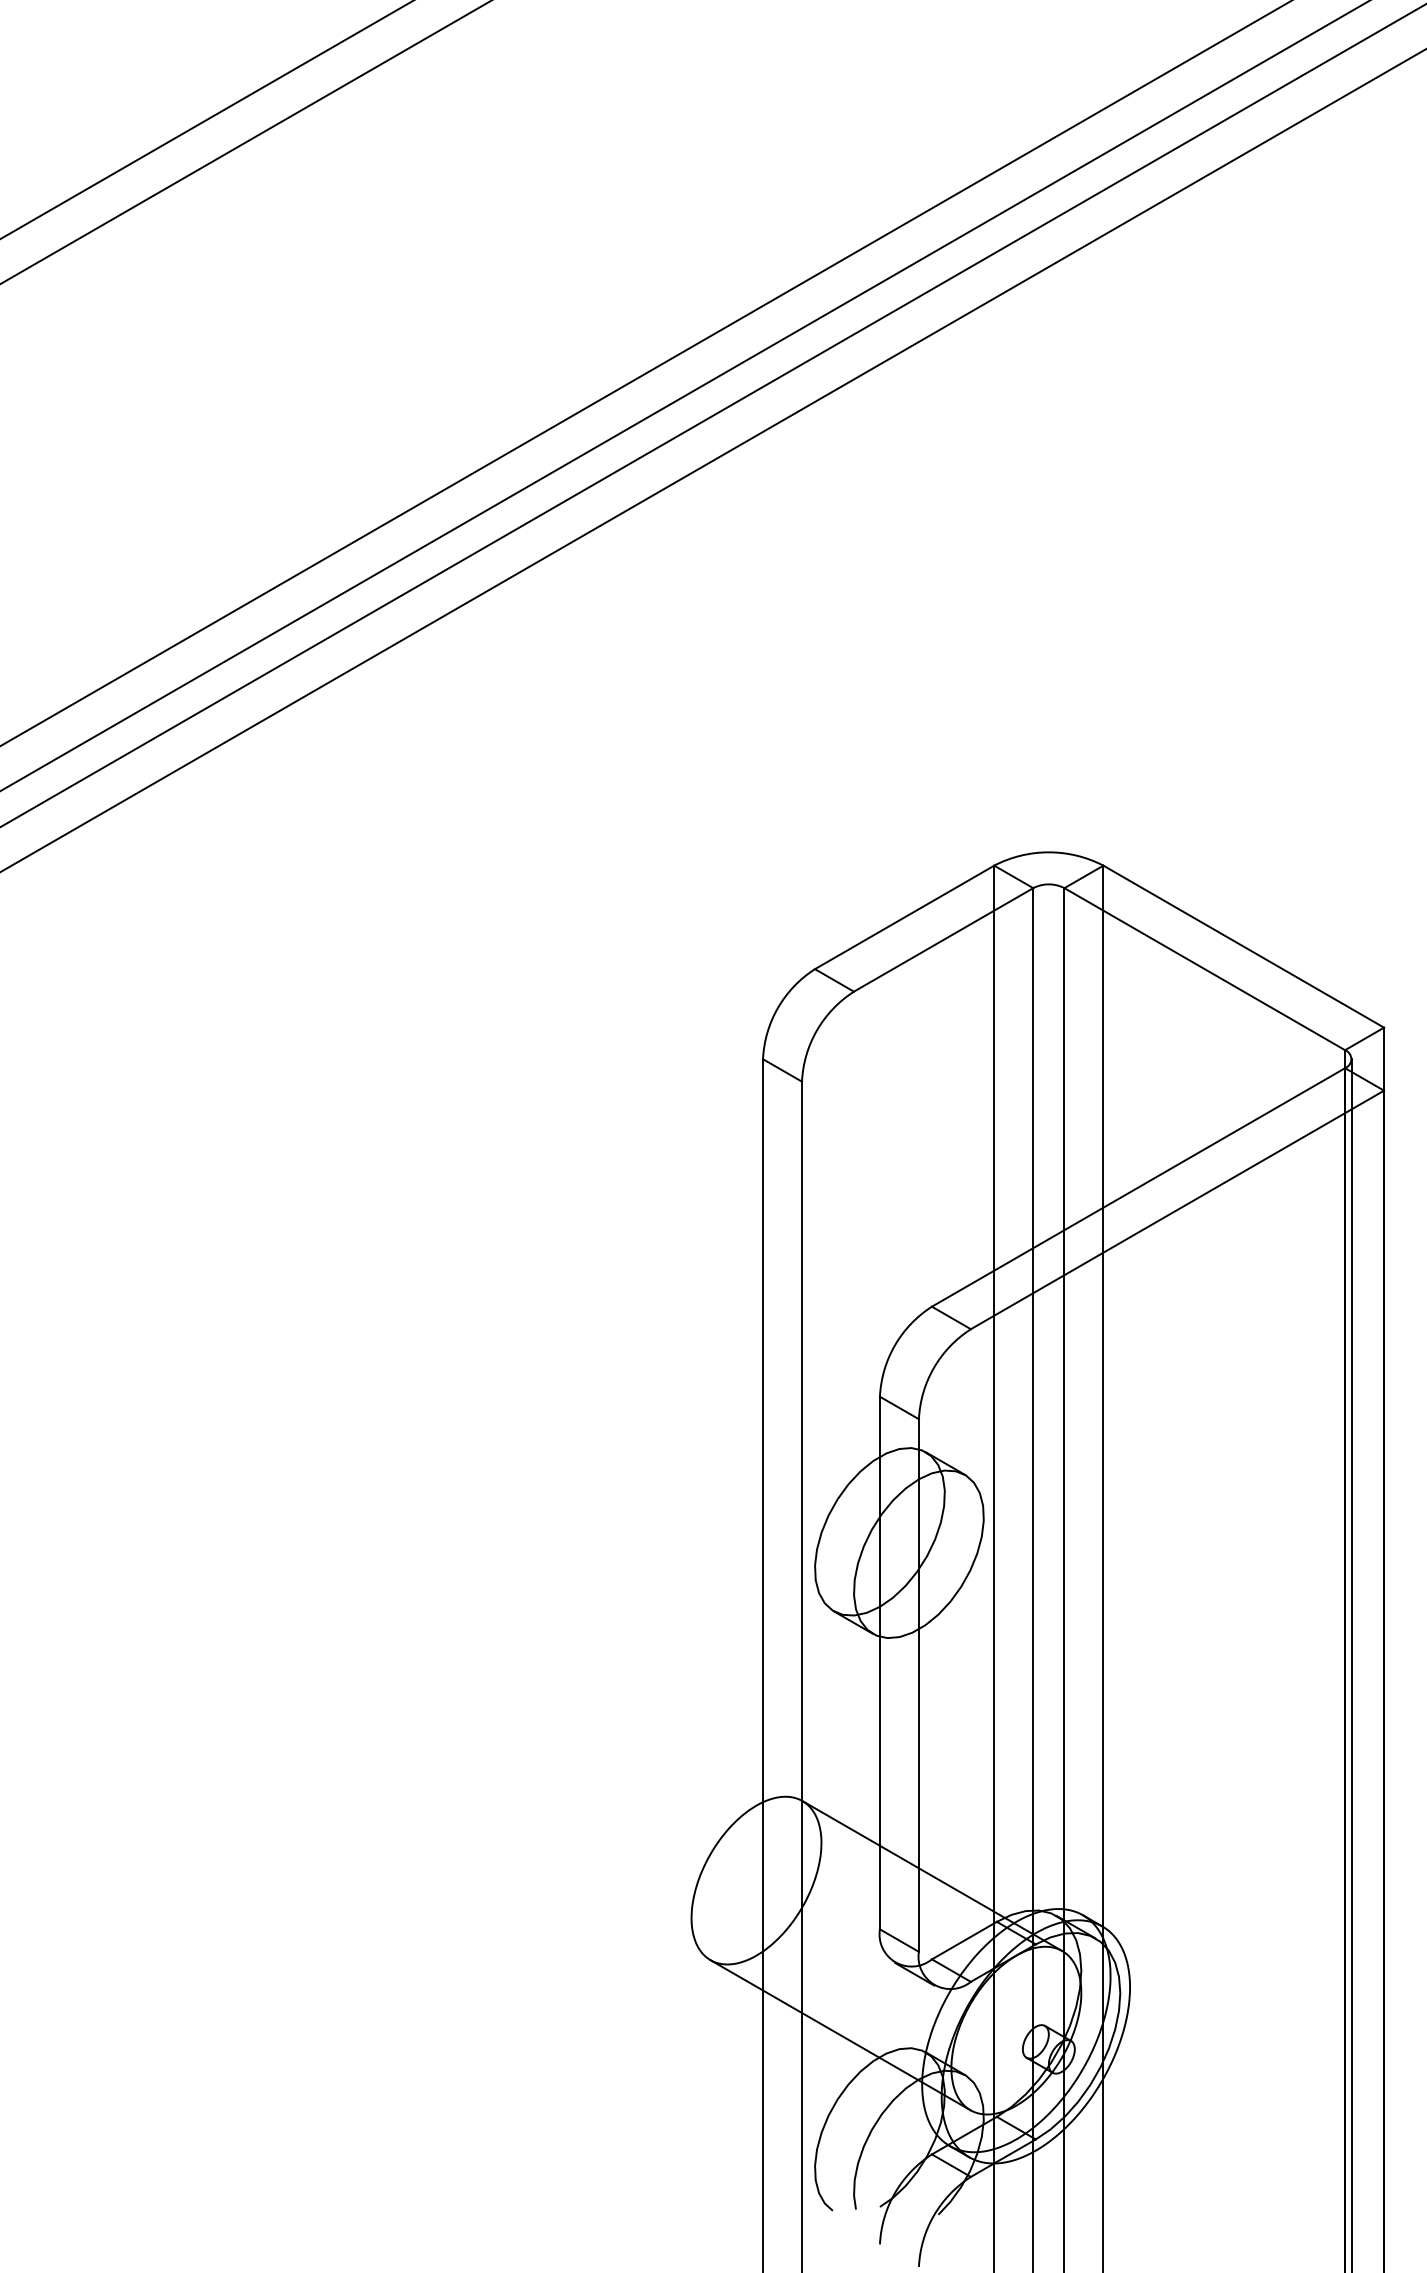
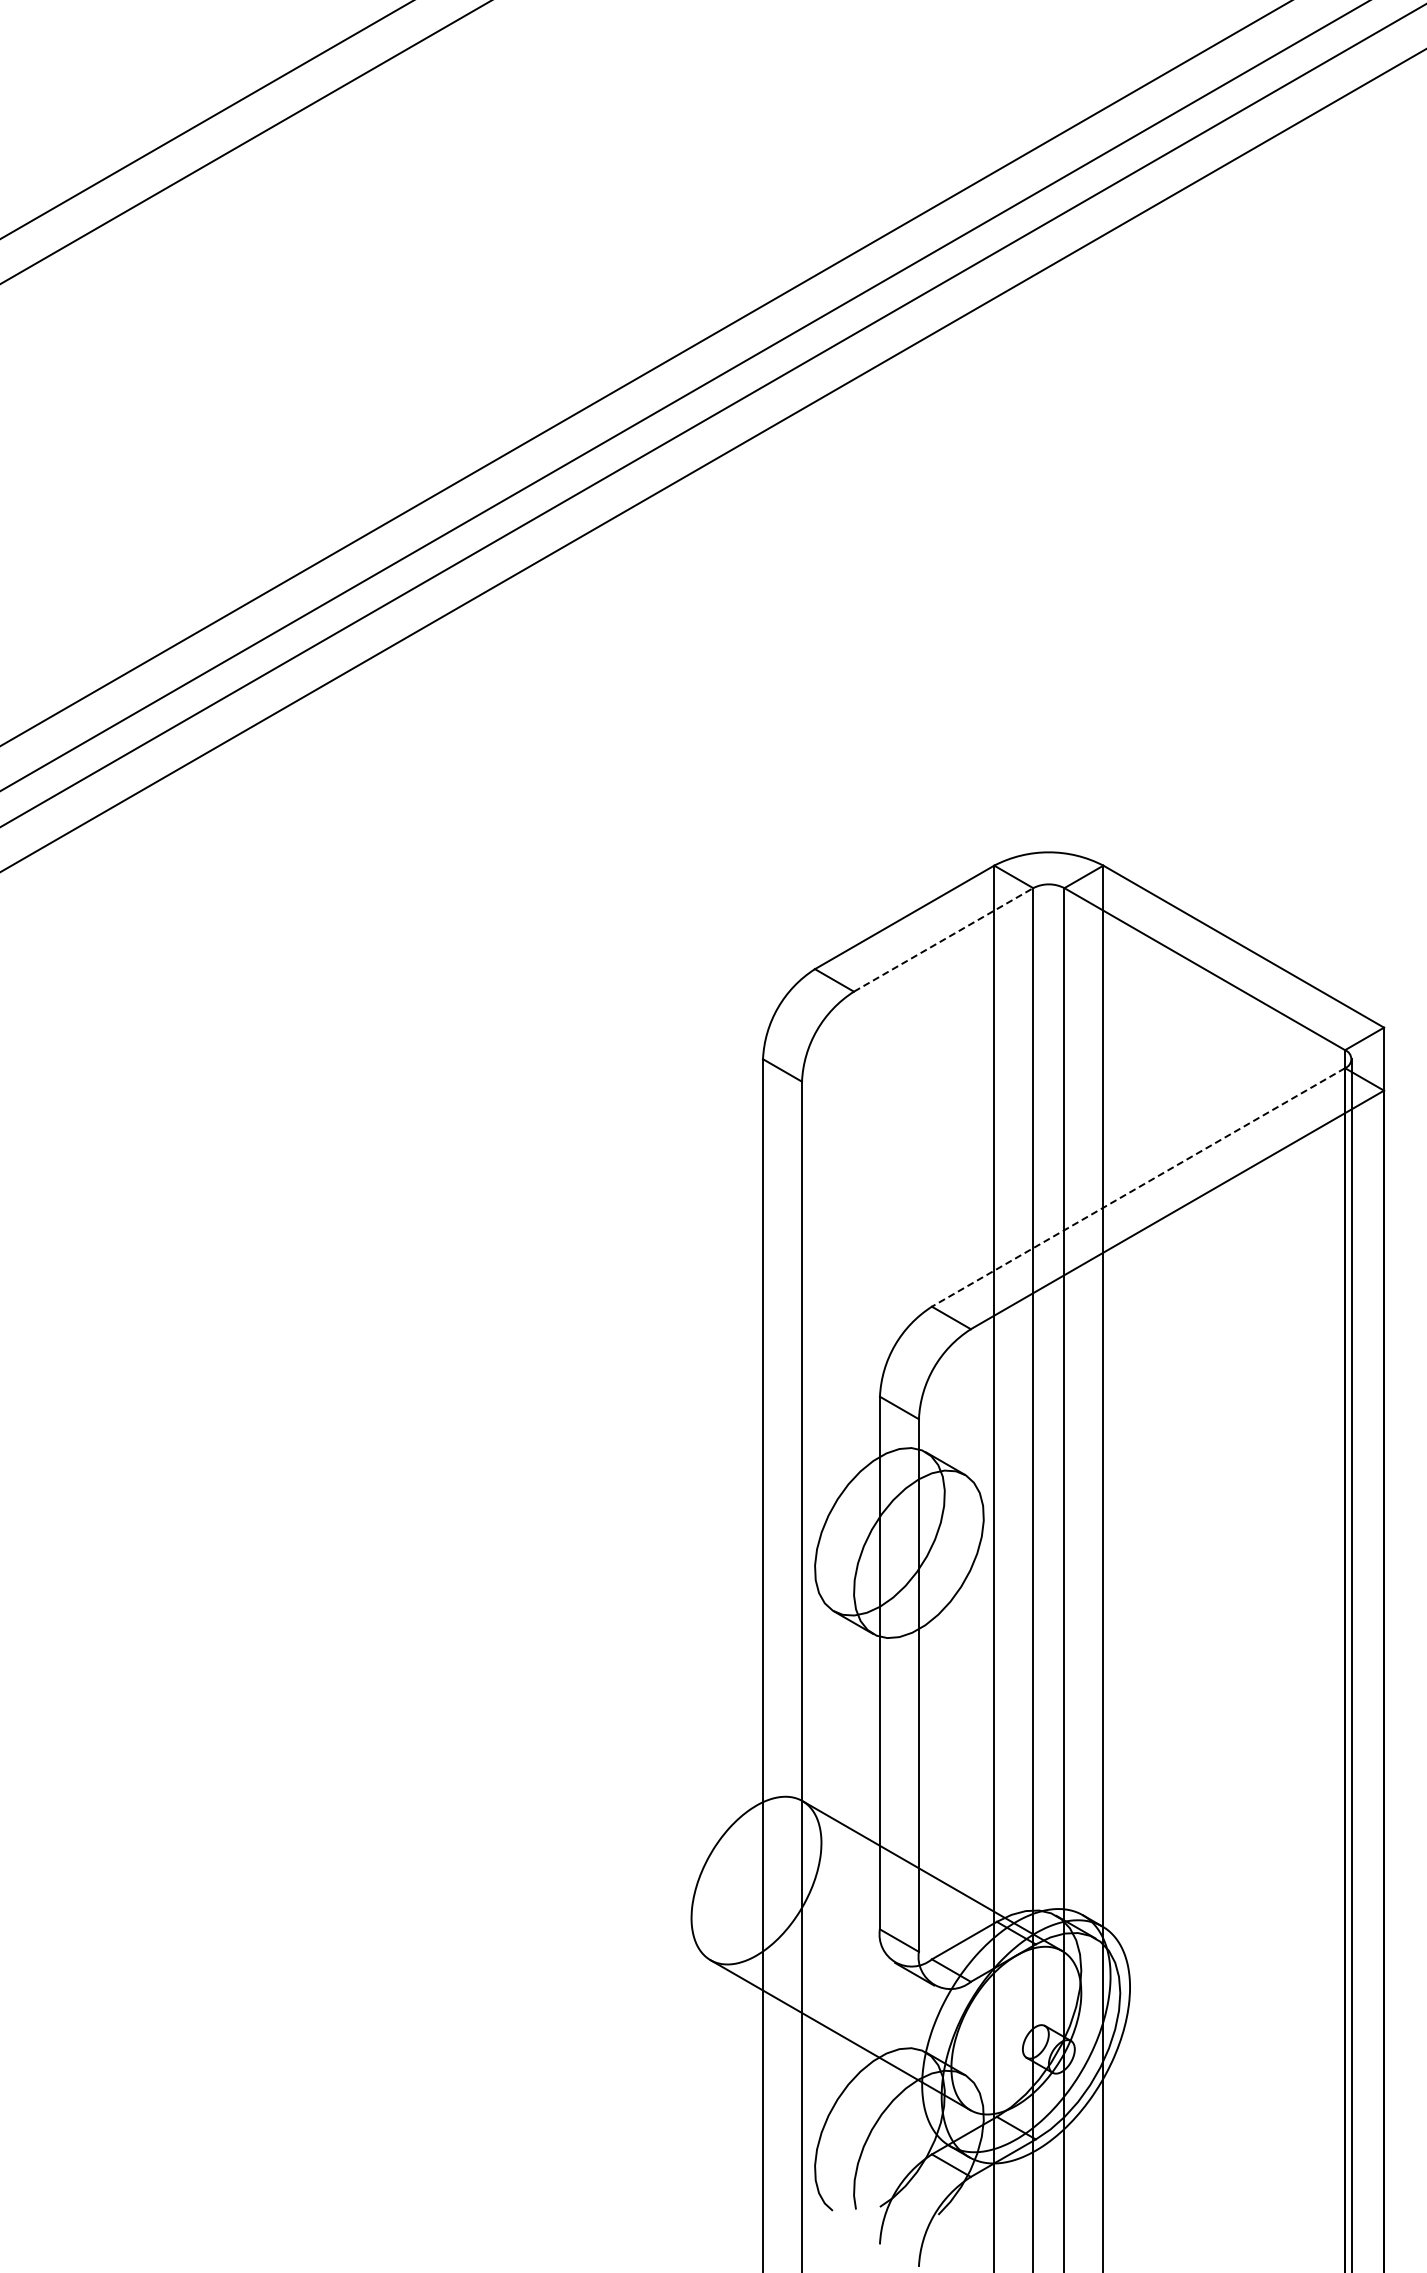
line: solid -> dashed (943, 939)
line: solid -> dashed (1138, 1187)
